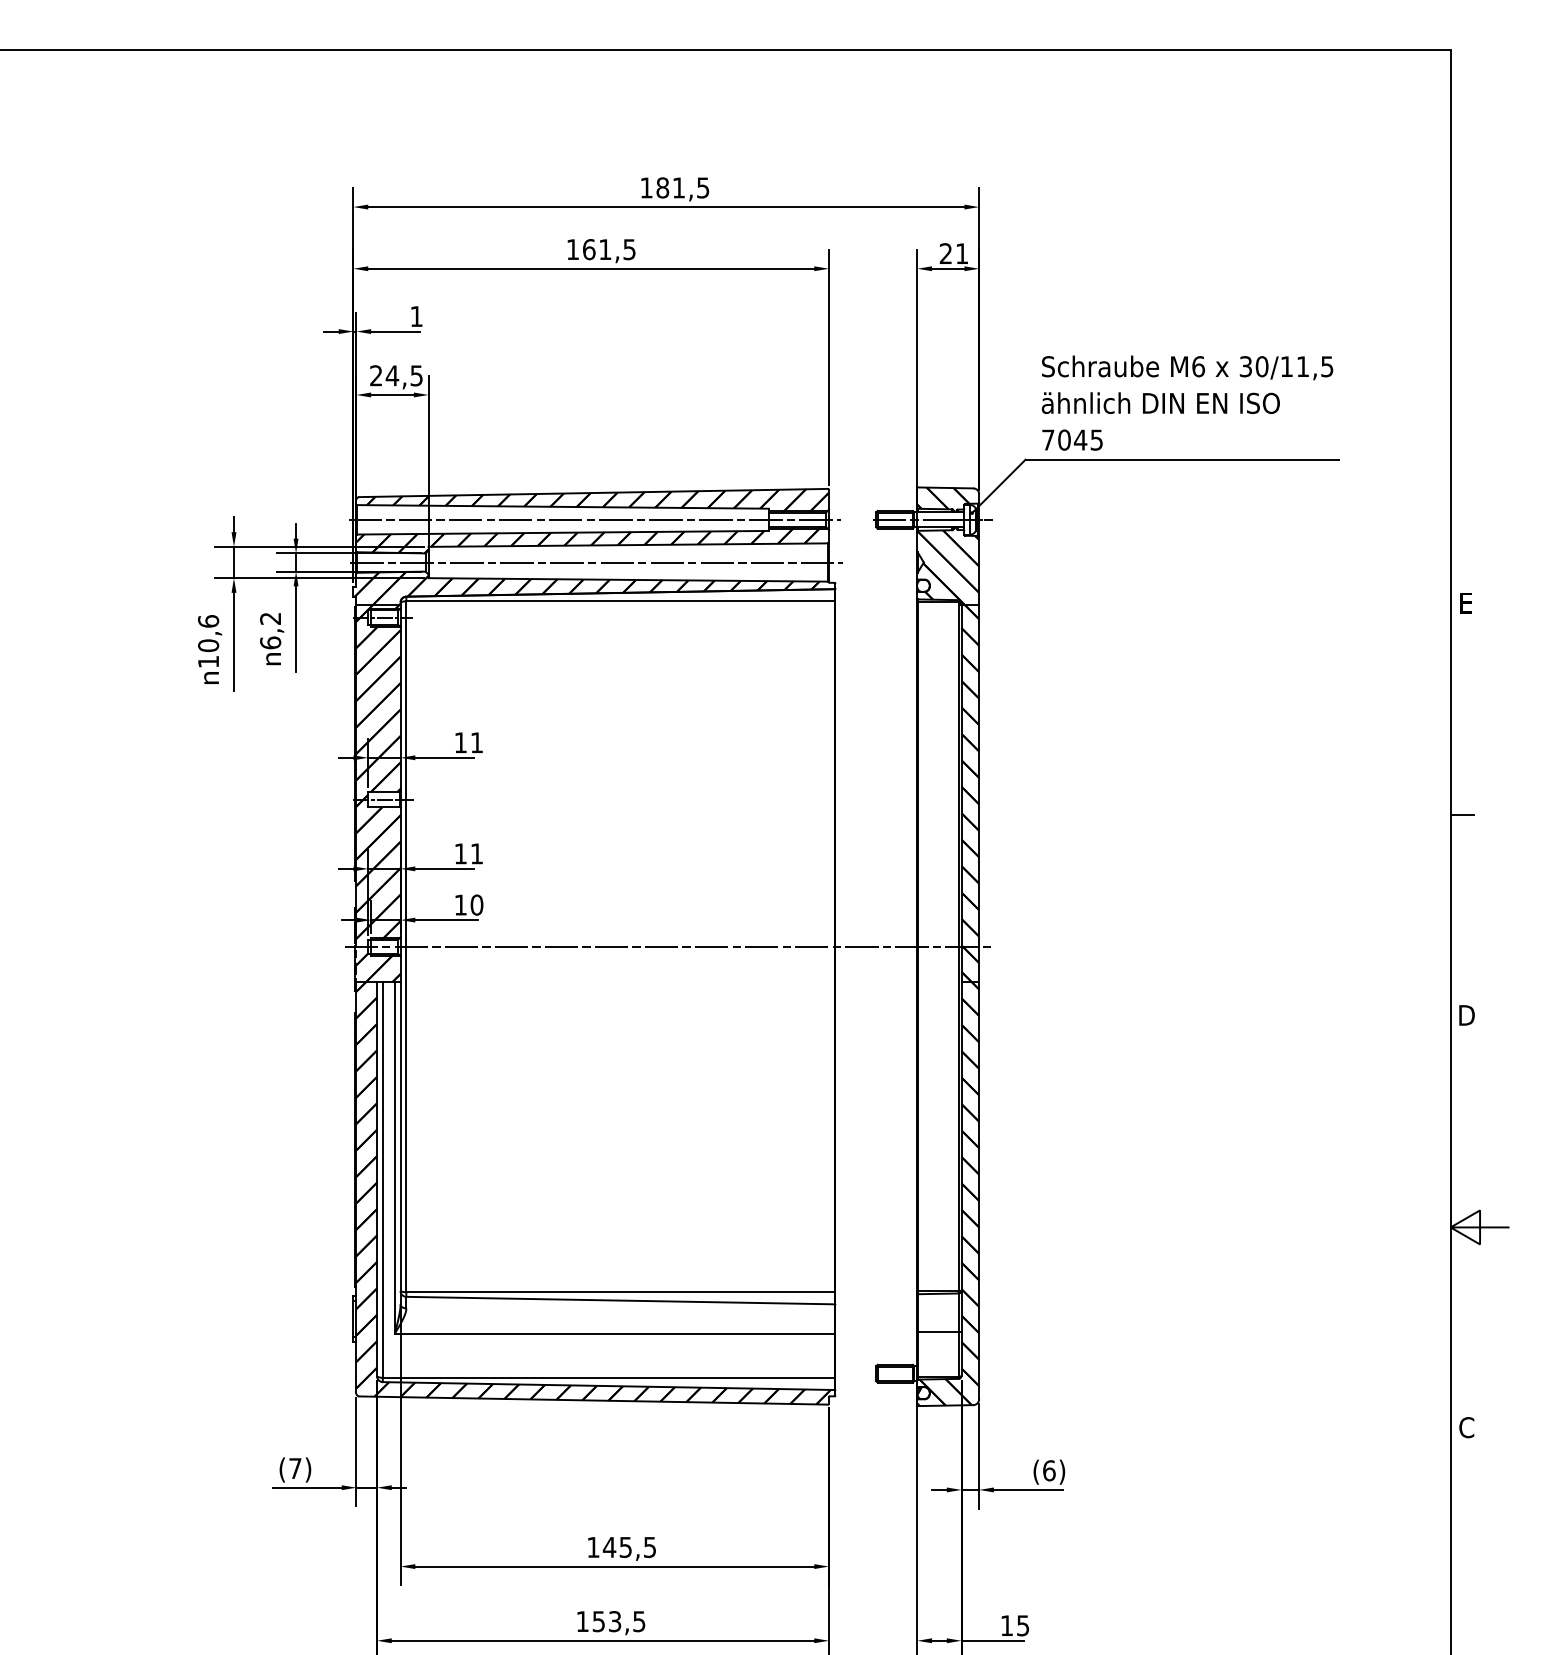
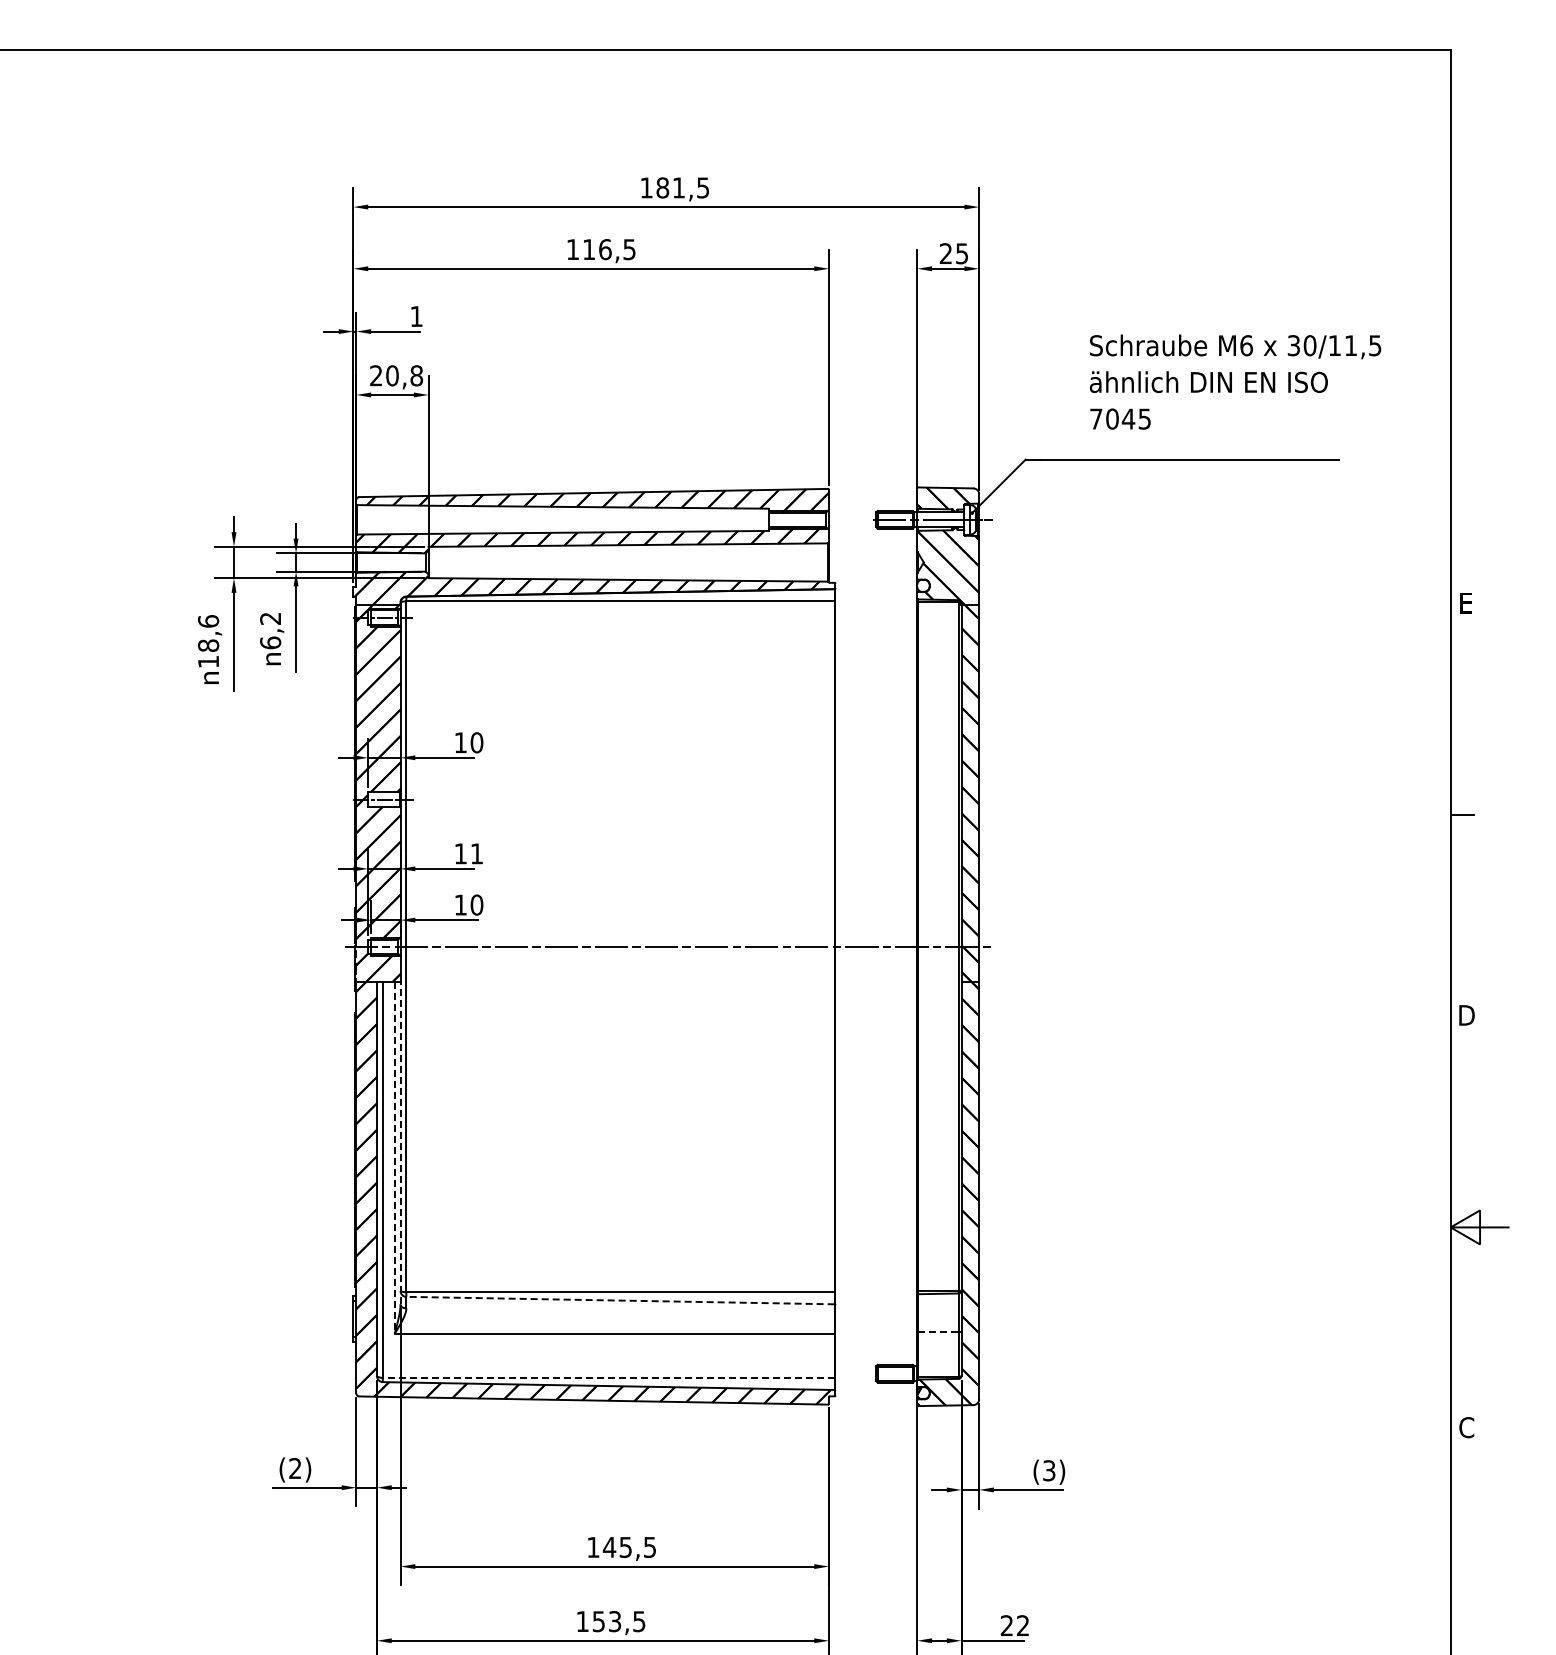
text: 161,5 -> 116,5 (597, 249)
text: 21 -> 25 (962, 253)
text: 24,5 -> 20,8 (404, 375)
text position: (1187, 402) -> (1235, 381) (1235, 381)
line: present -> none (594, 519)
line: present -> none (596, 562)
text: 10,6 -> 18,6 (208, 645)
text: 11 -> 10 (476, 742)
line: solid -> dashed (400, 1142)
line: solid -> dashed (394, 1157)
line: solid -> dashed (620, 1300)
line: solid -> dashed (938, 1332)
line: solid -> dashed (608, 1378)
text: (7) -> (2) (295, 1468)
text: (6) -> (3) (1049, 1470)
text: 15 -> 22 (1014, 1625)
